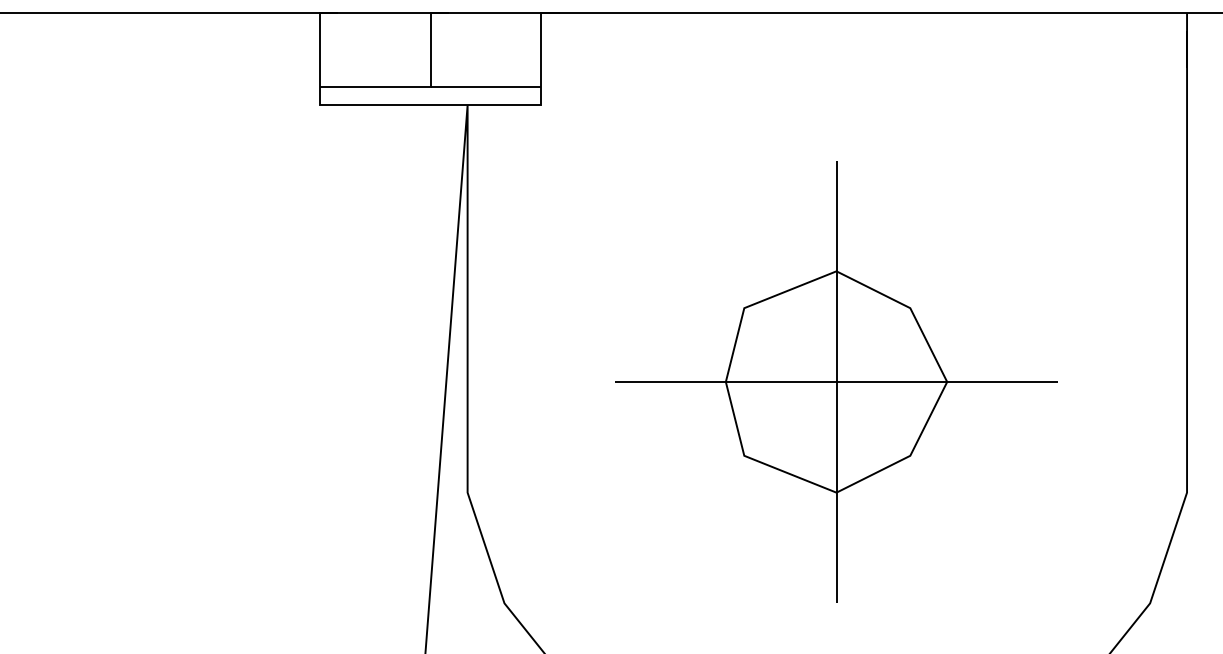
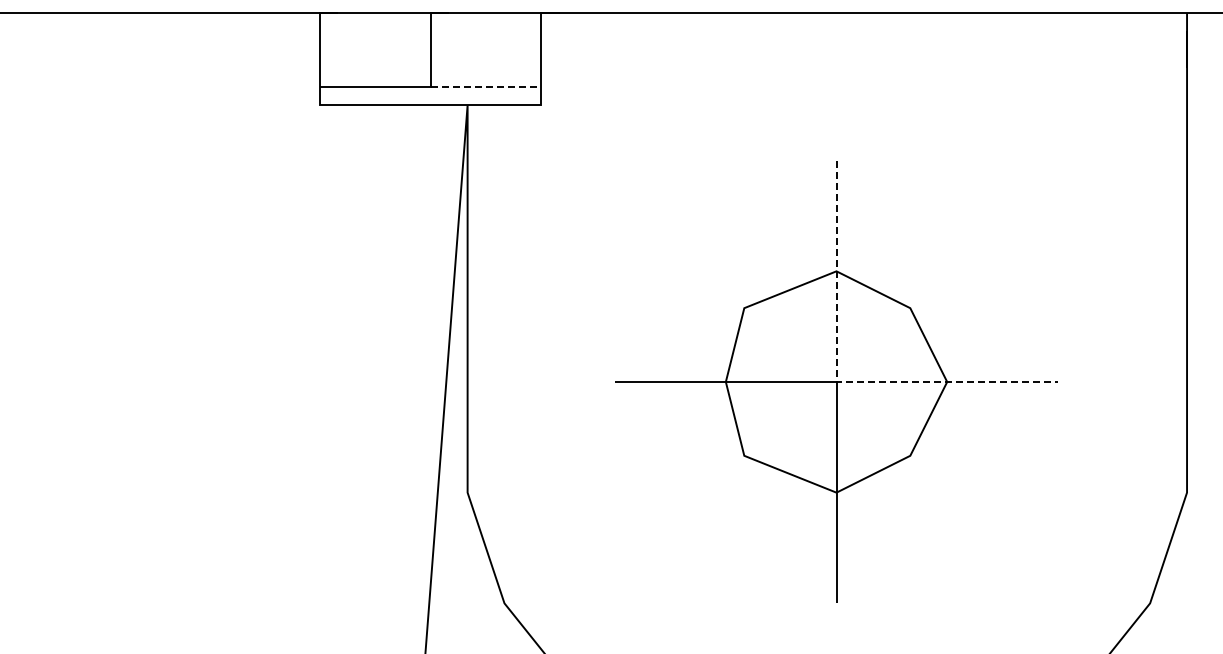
line: solid -> dashed (486, 86)
line: solid -> dashed (836, 381)
